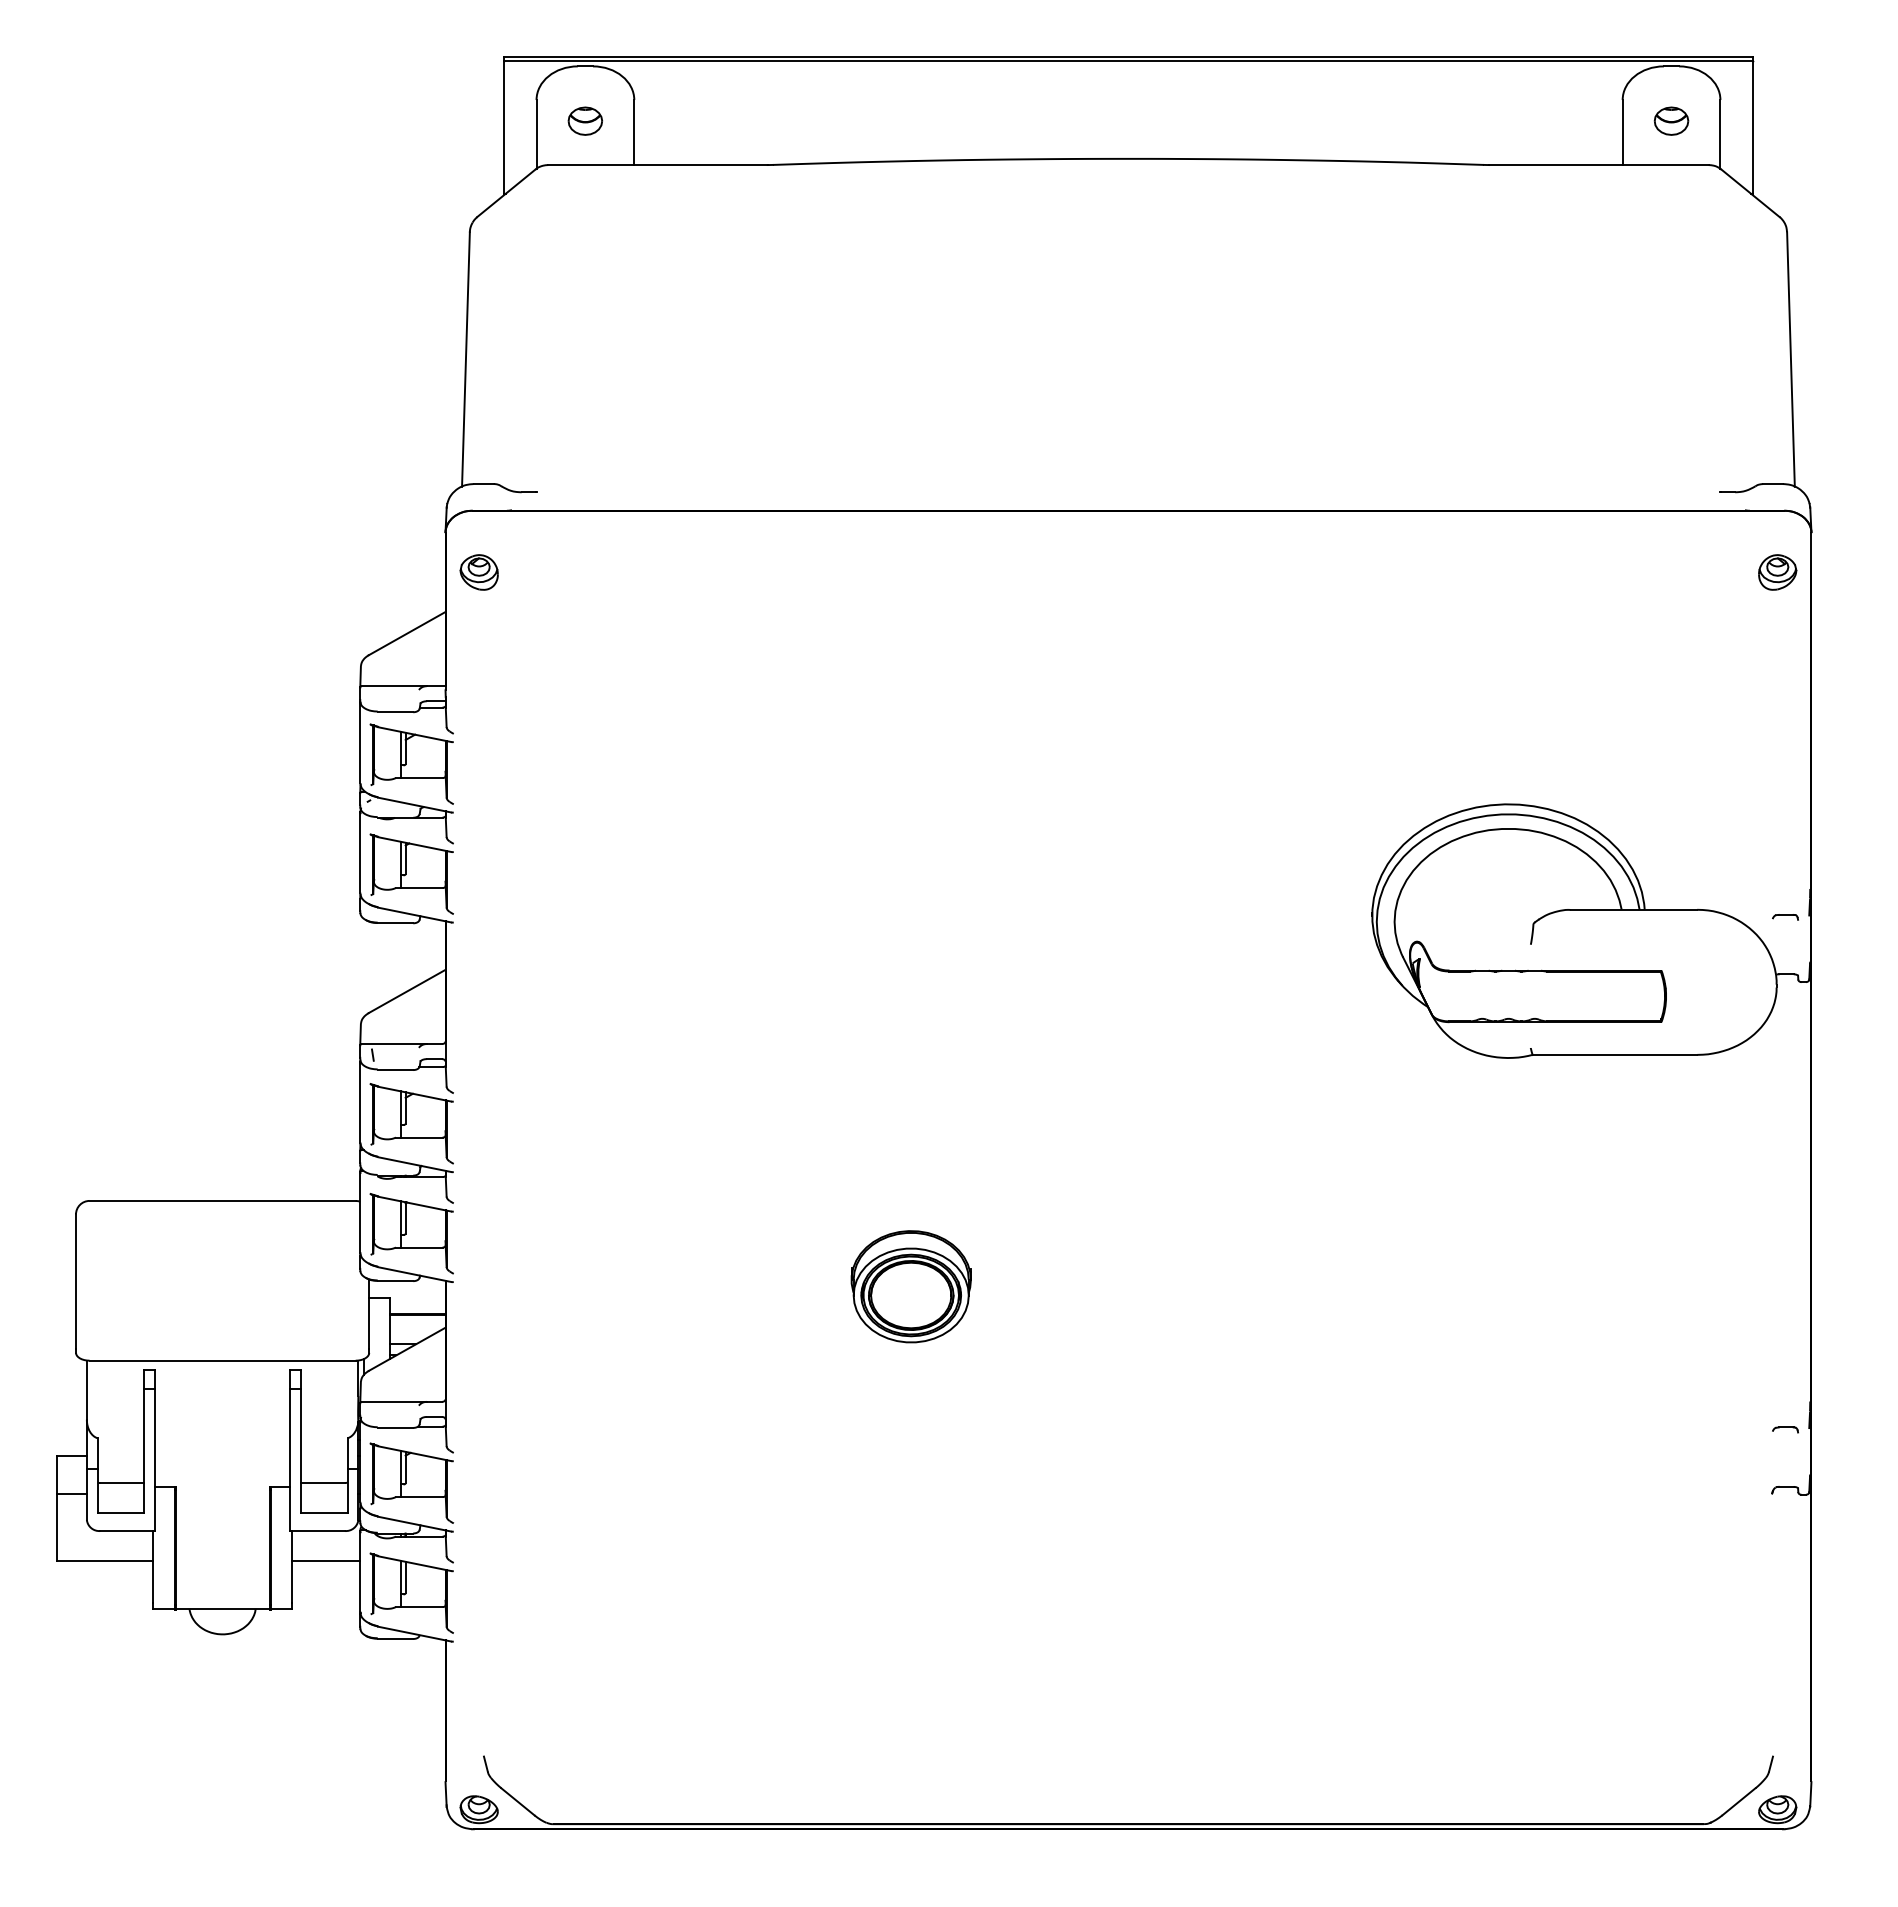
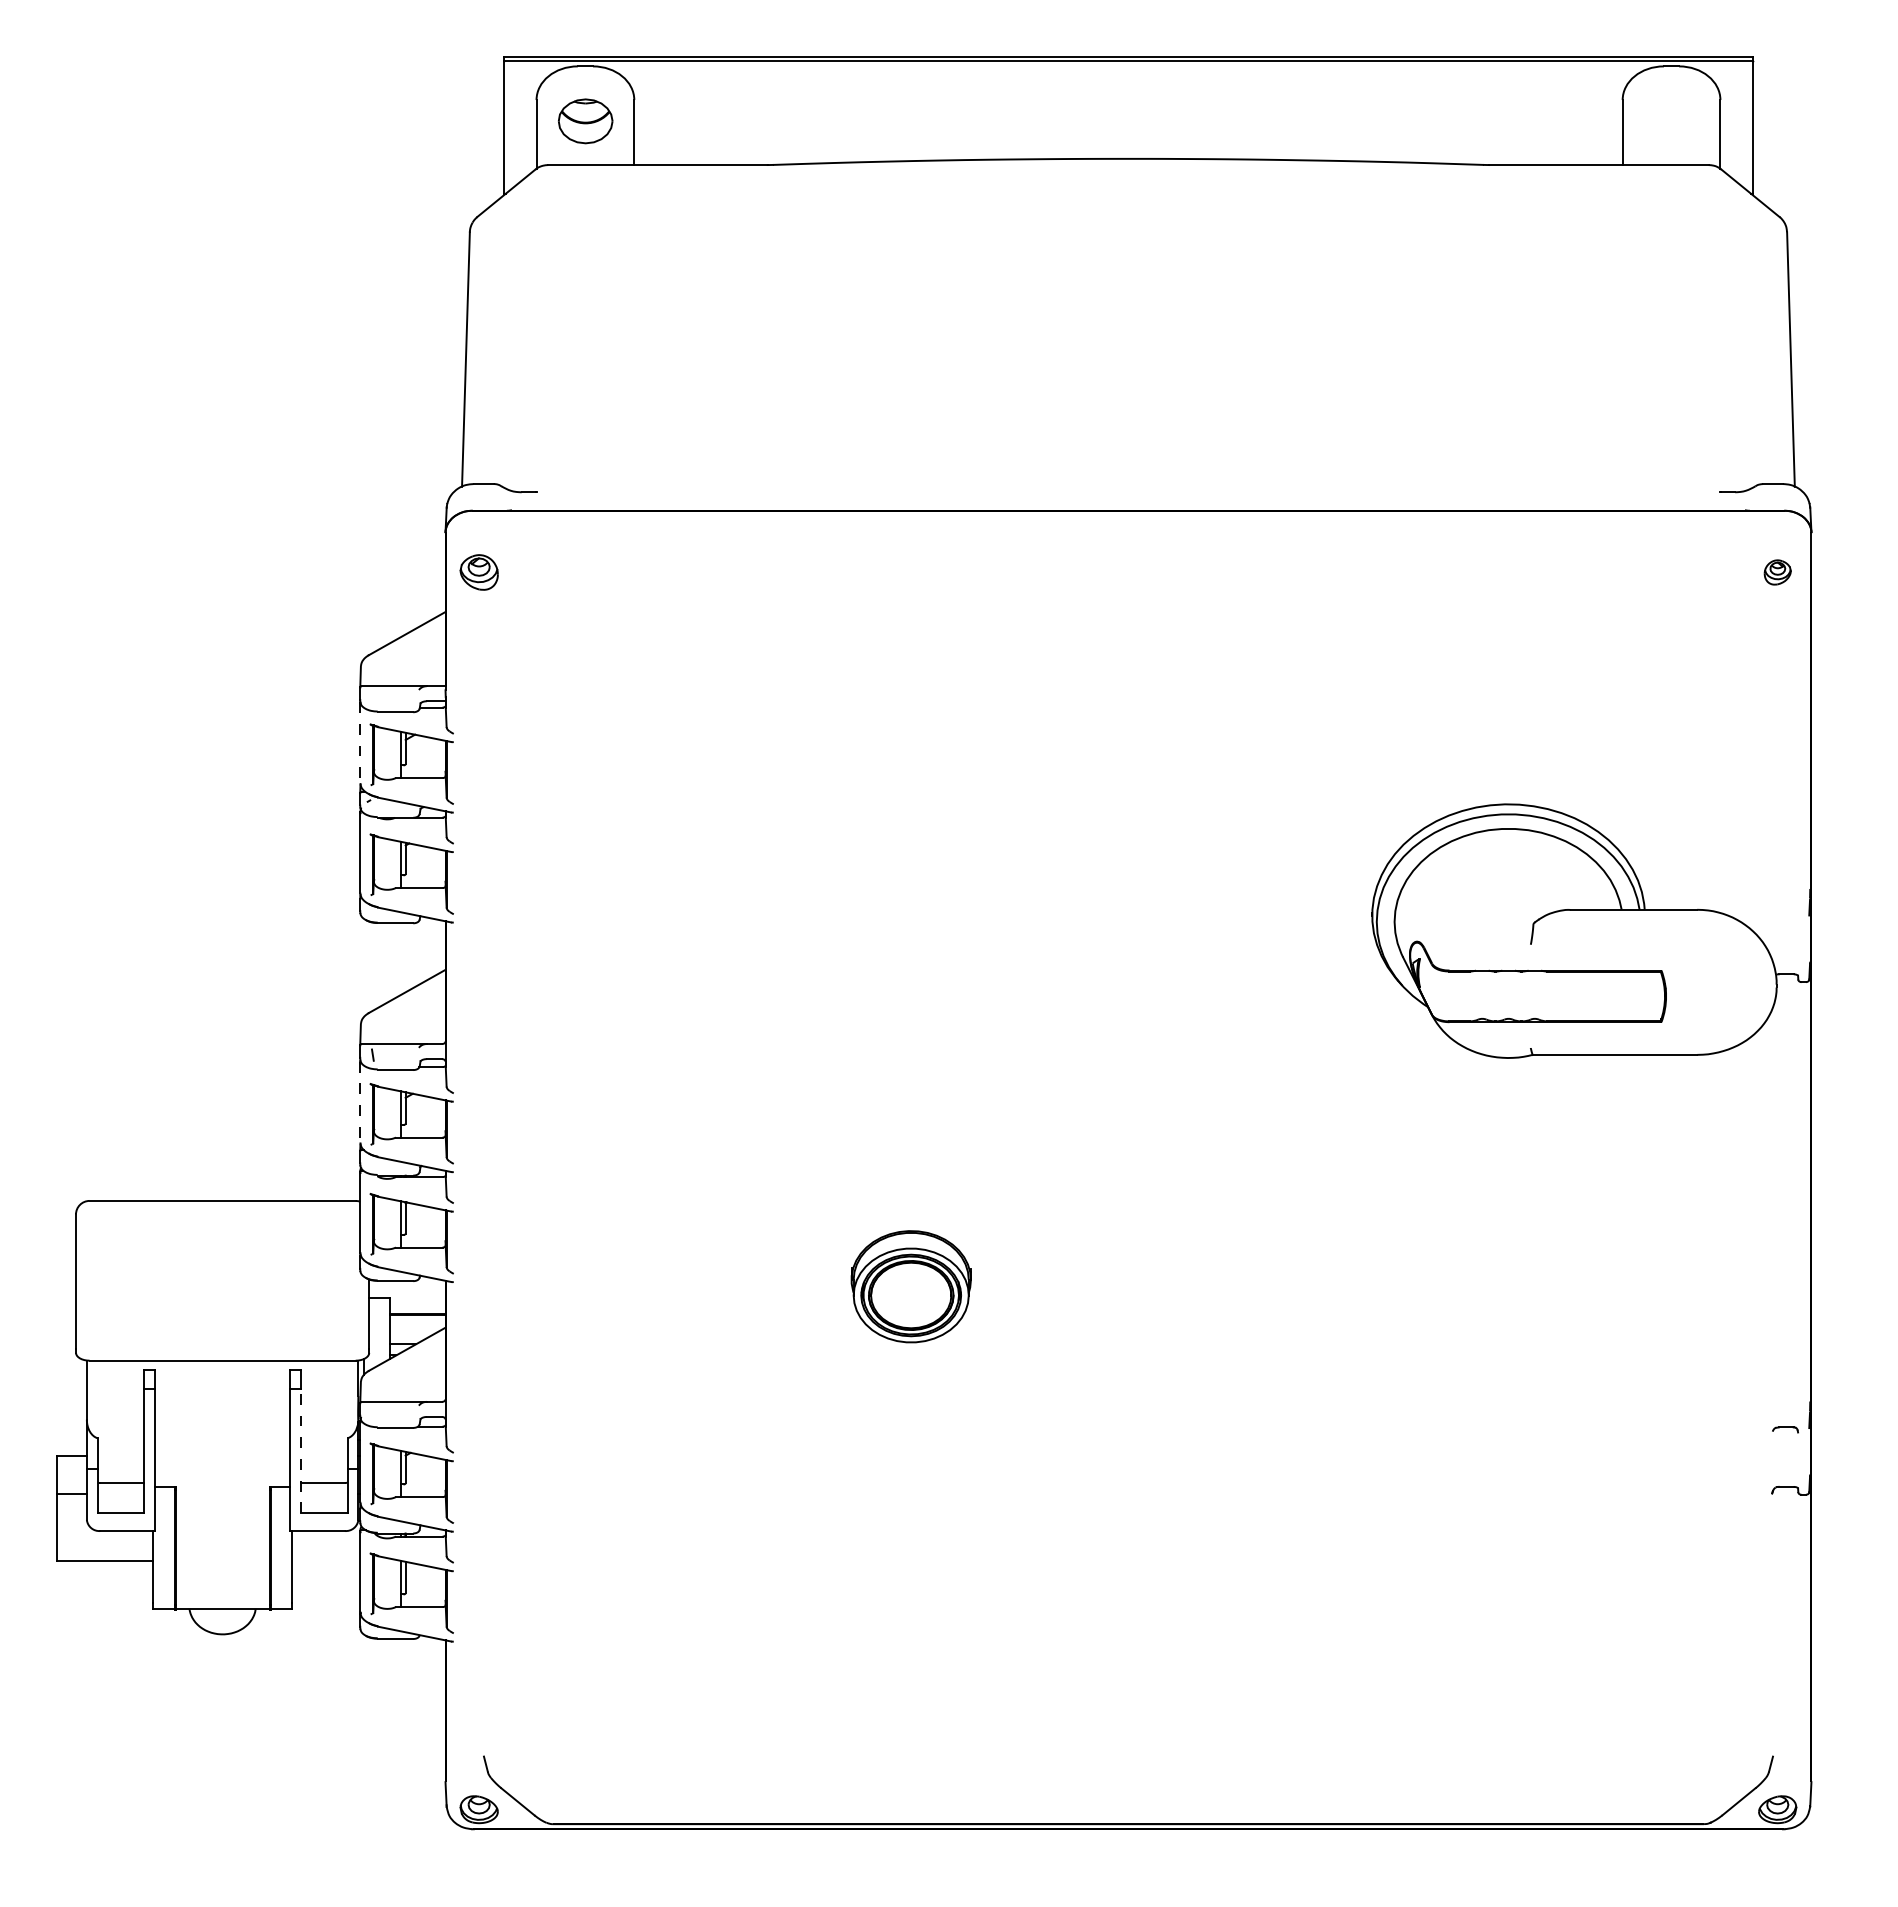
part size: 36x30 px -> 56x47 px (585, 121)
part: present -> none (1671, 120)
part size: 40x37 px -> 29x27 px (1777, 572)
line: solid -> dashed (360, 743)
part: present -> none (1785, 917)
line: solid -> dashed (360, 1102)
line: solid -> dashed (300, 1450)
line: present -> none (326, 1560)
